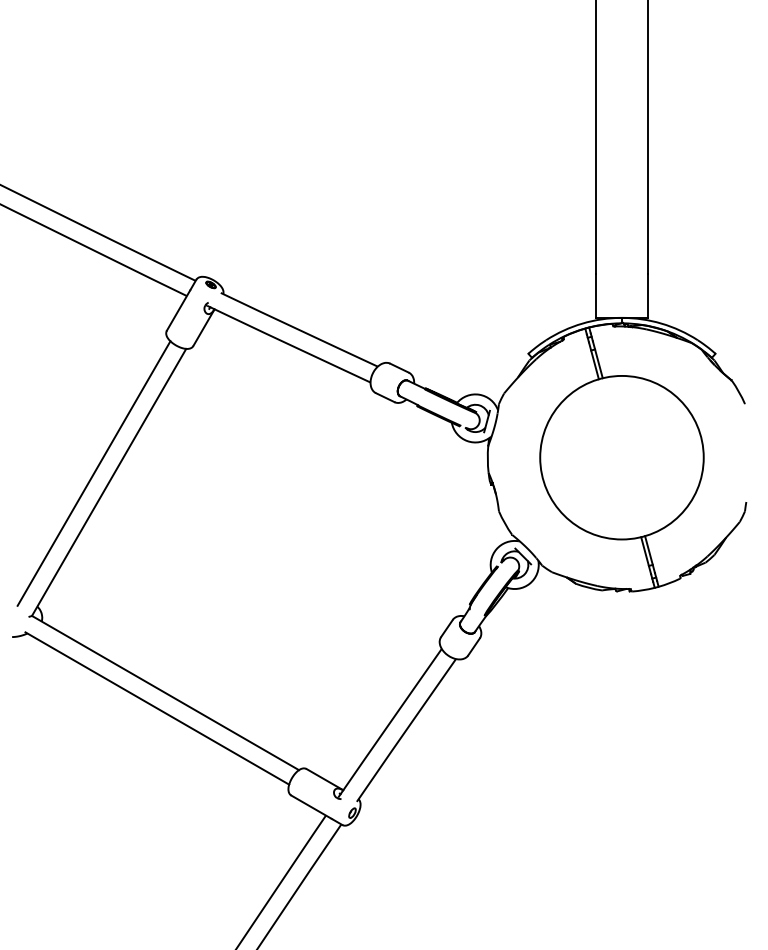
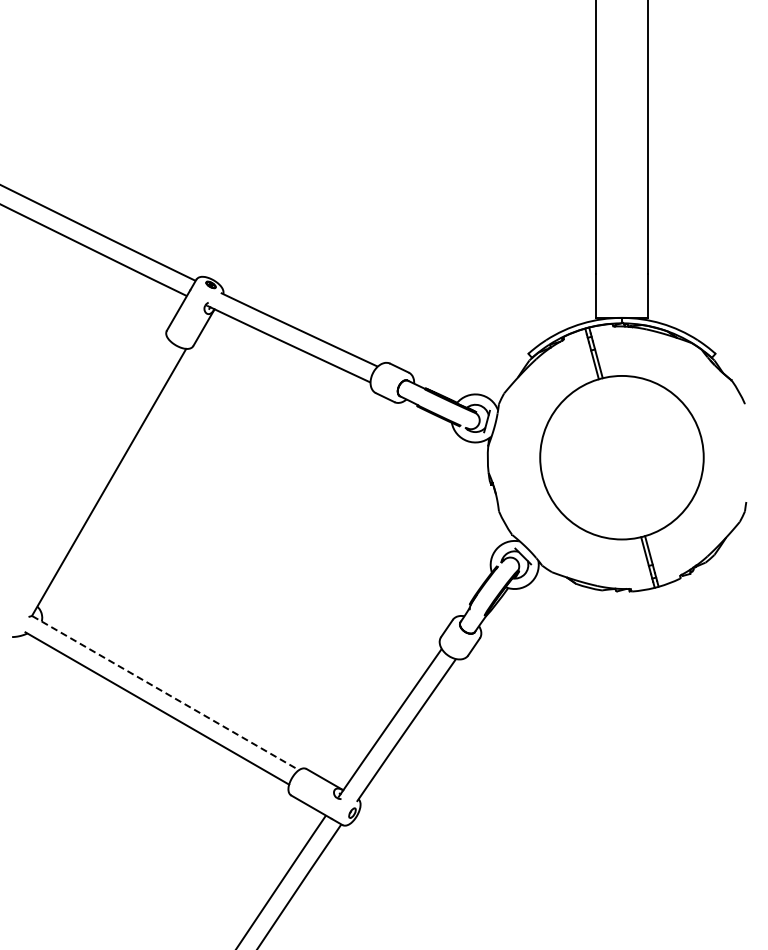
line: present -> none (93, 473)
line: solid -> dashed (166, 693)
